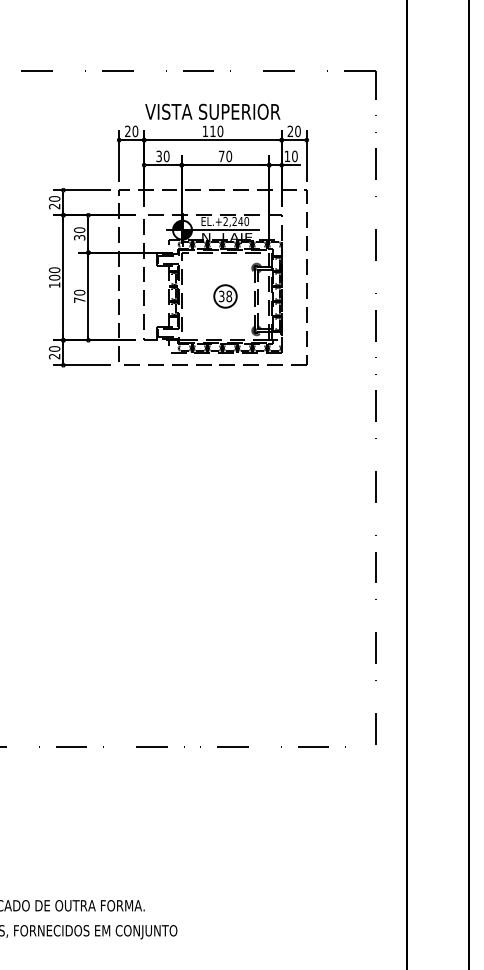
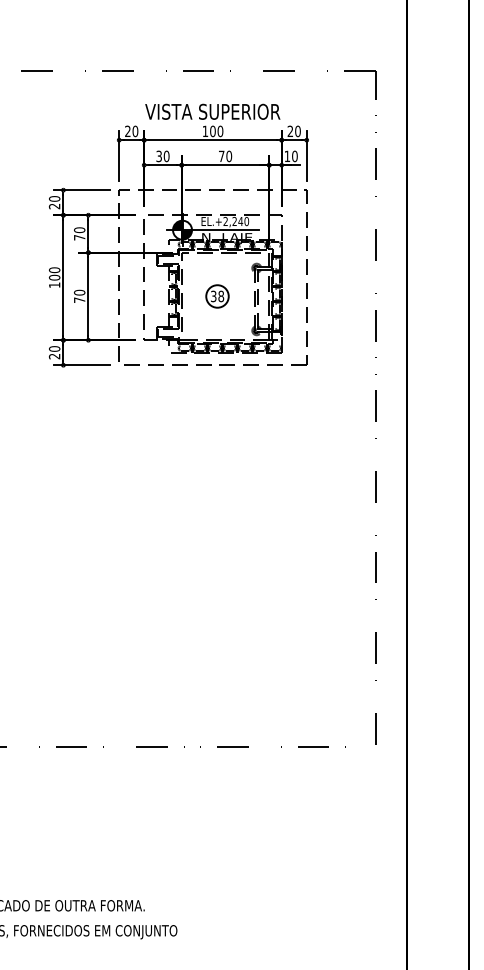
text: 110 -> 100 (212, 131)
text: 30 -> 70 (79, 237)
part position: (225, 296) -> (217, 296) (217, 296)
